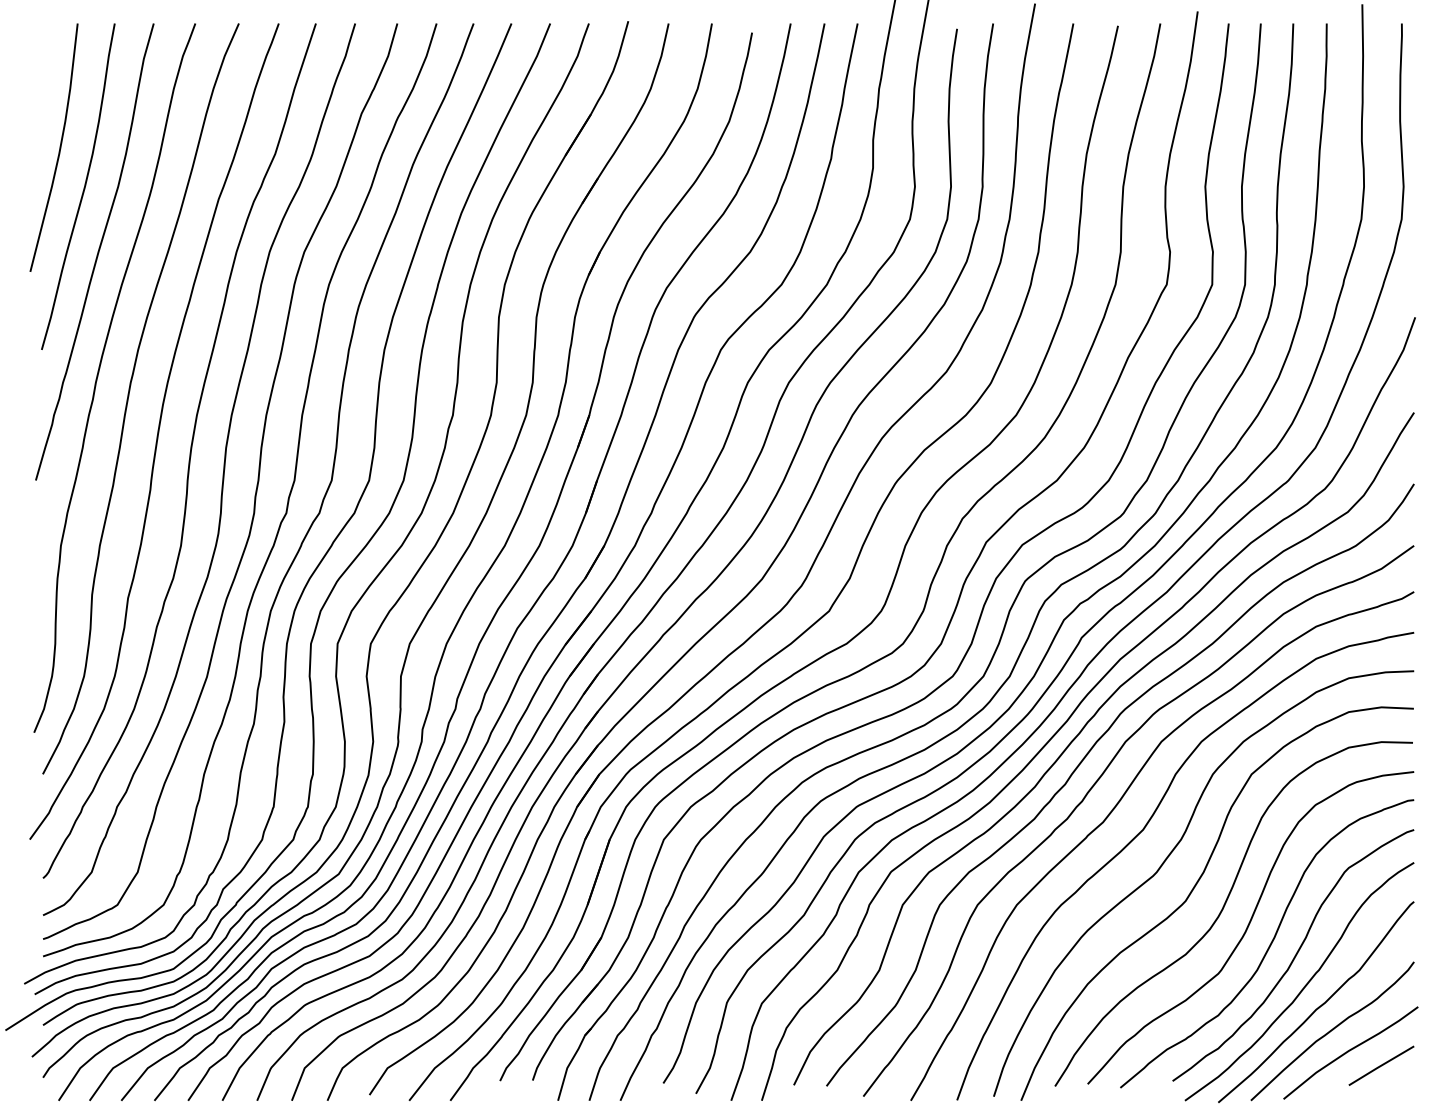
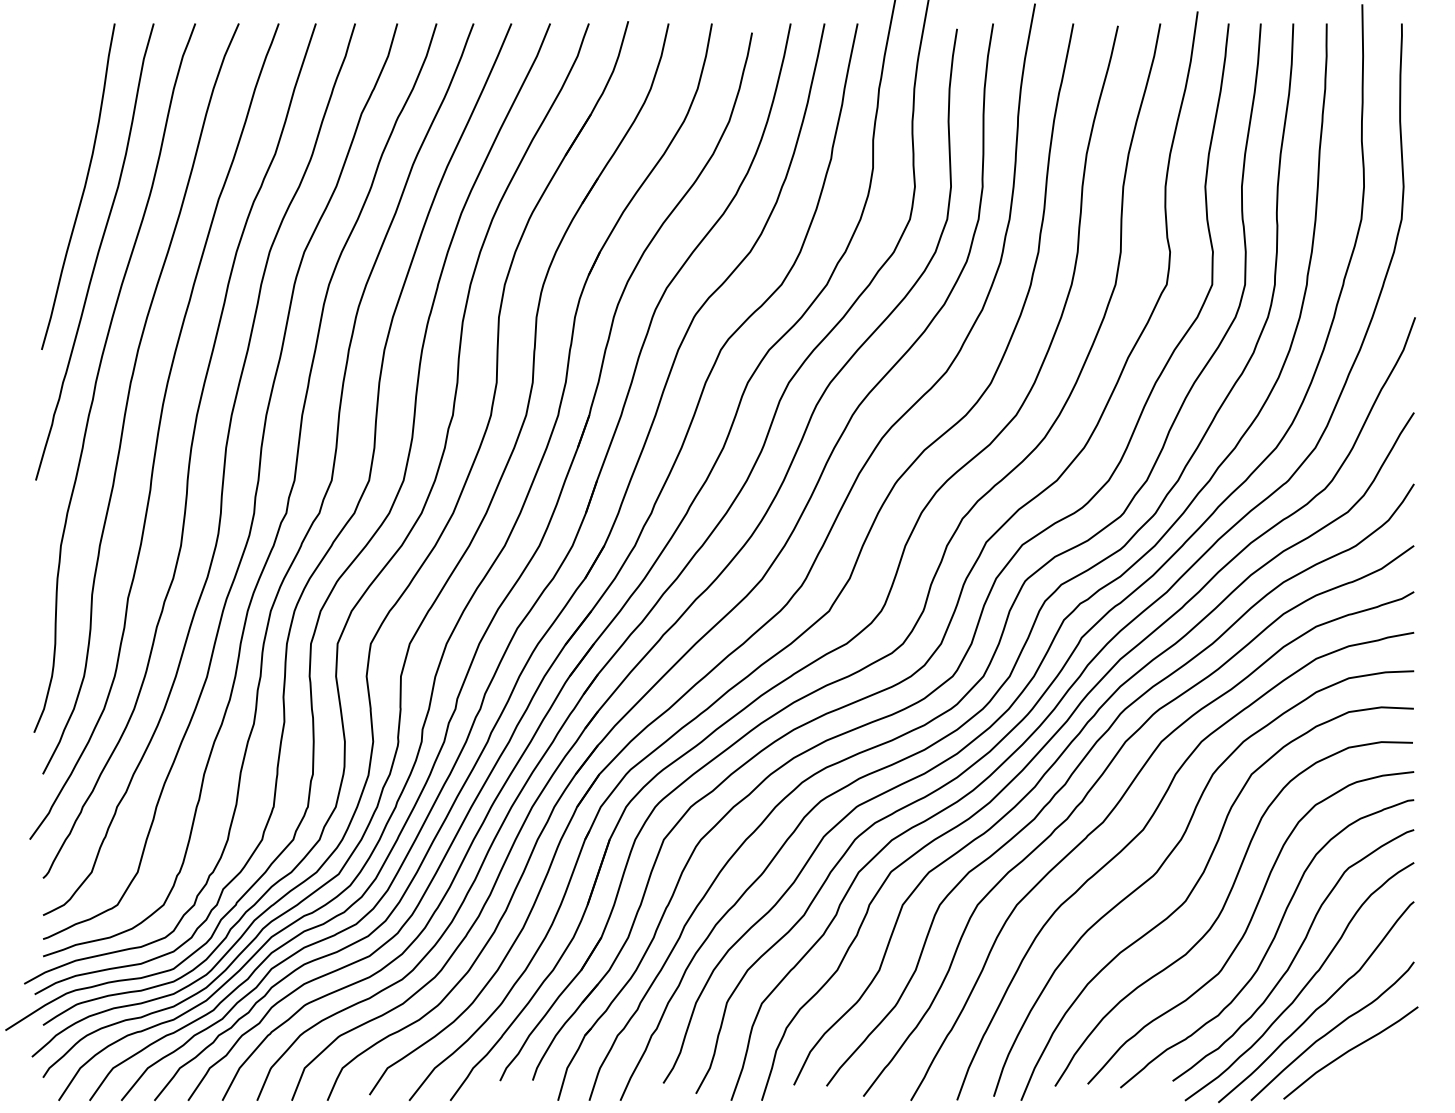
curve: present -> none (59, 147)
line: present -> none (1381, 1065)
